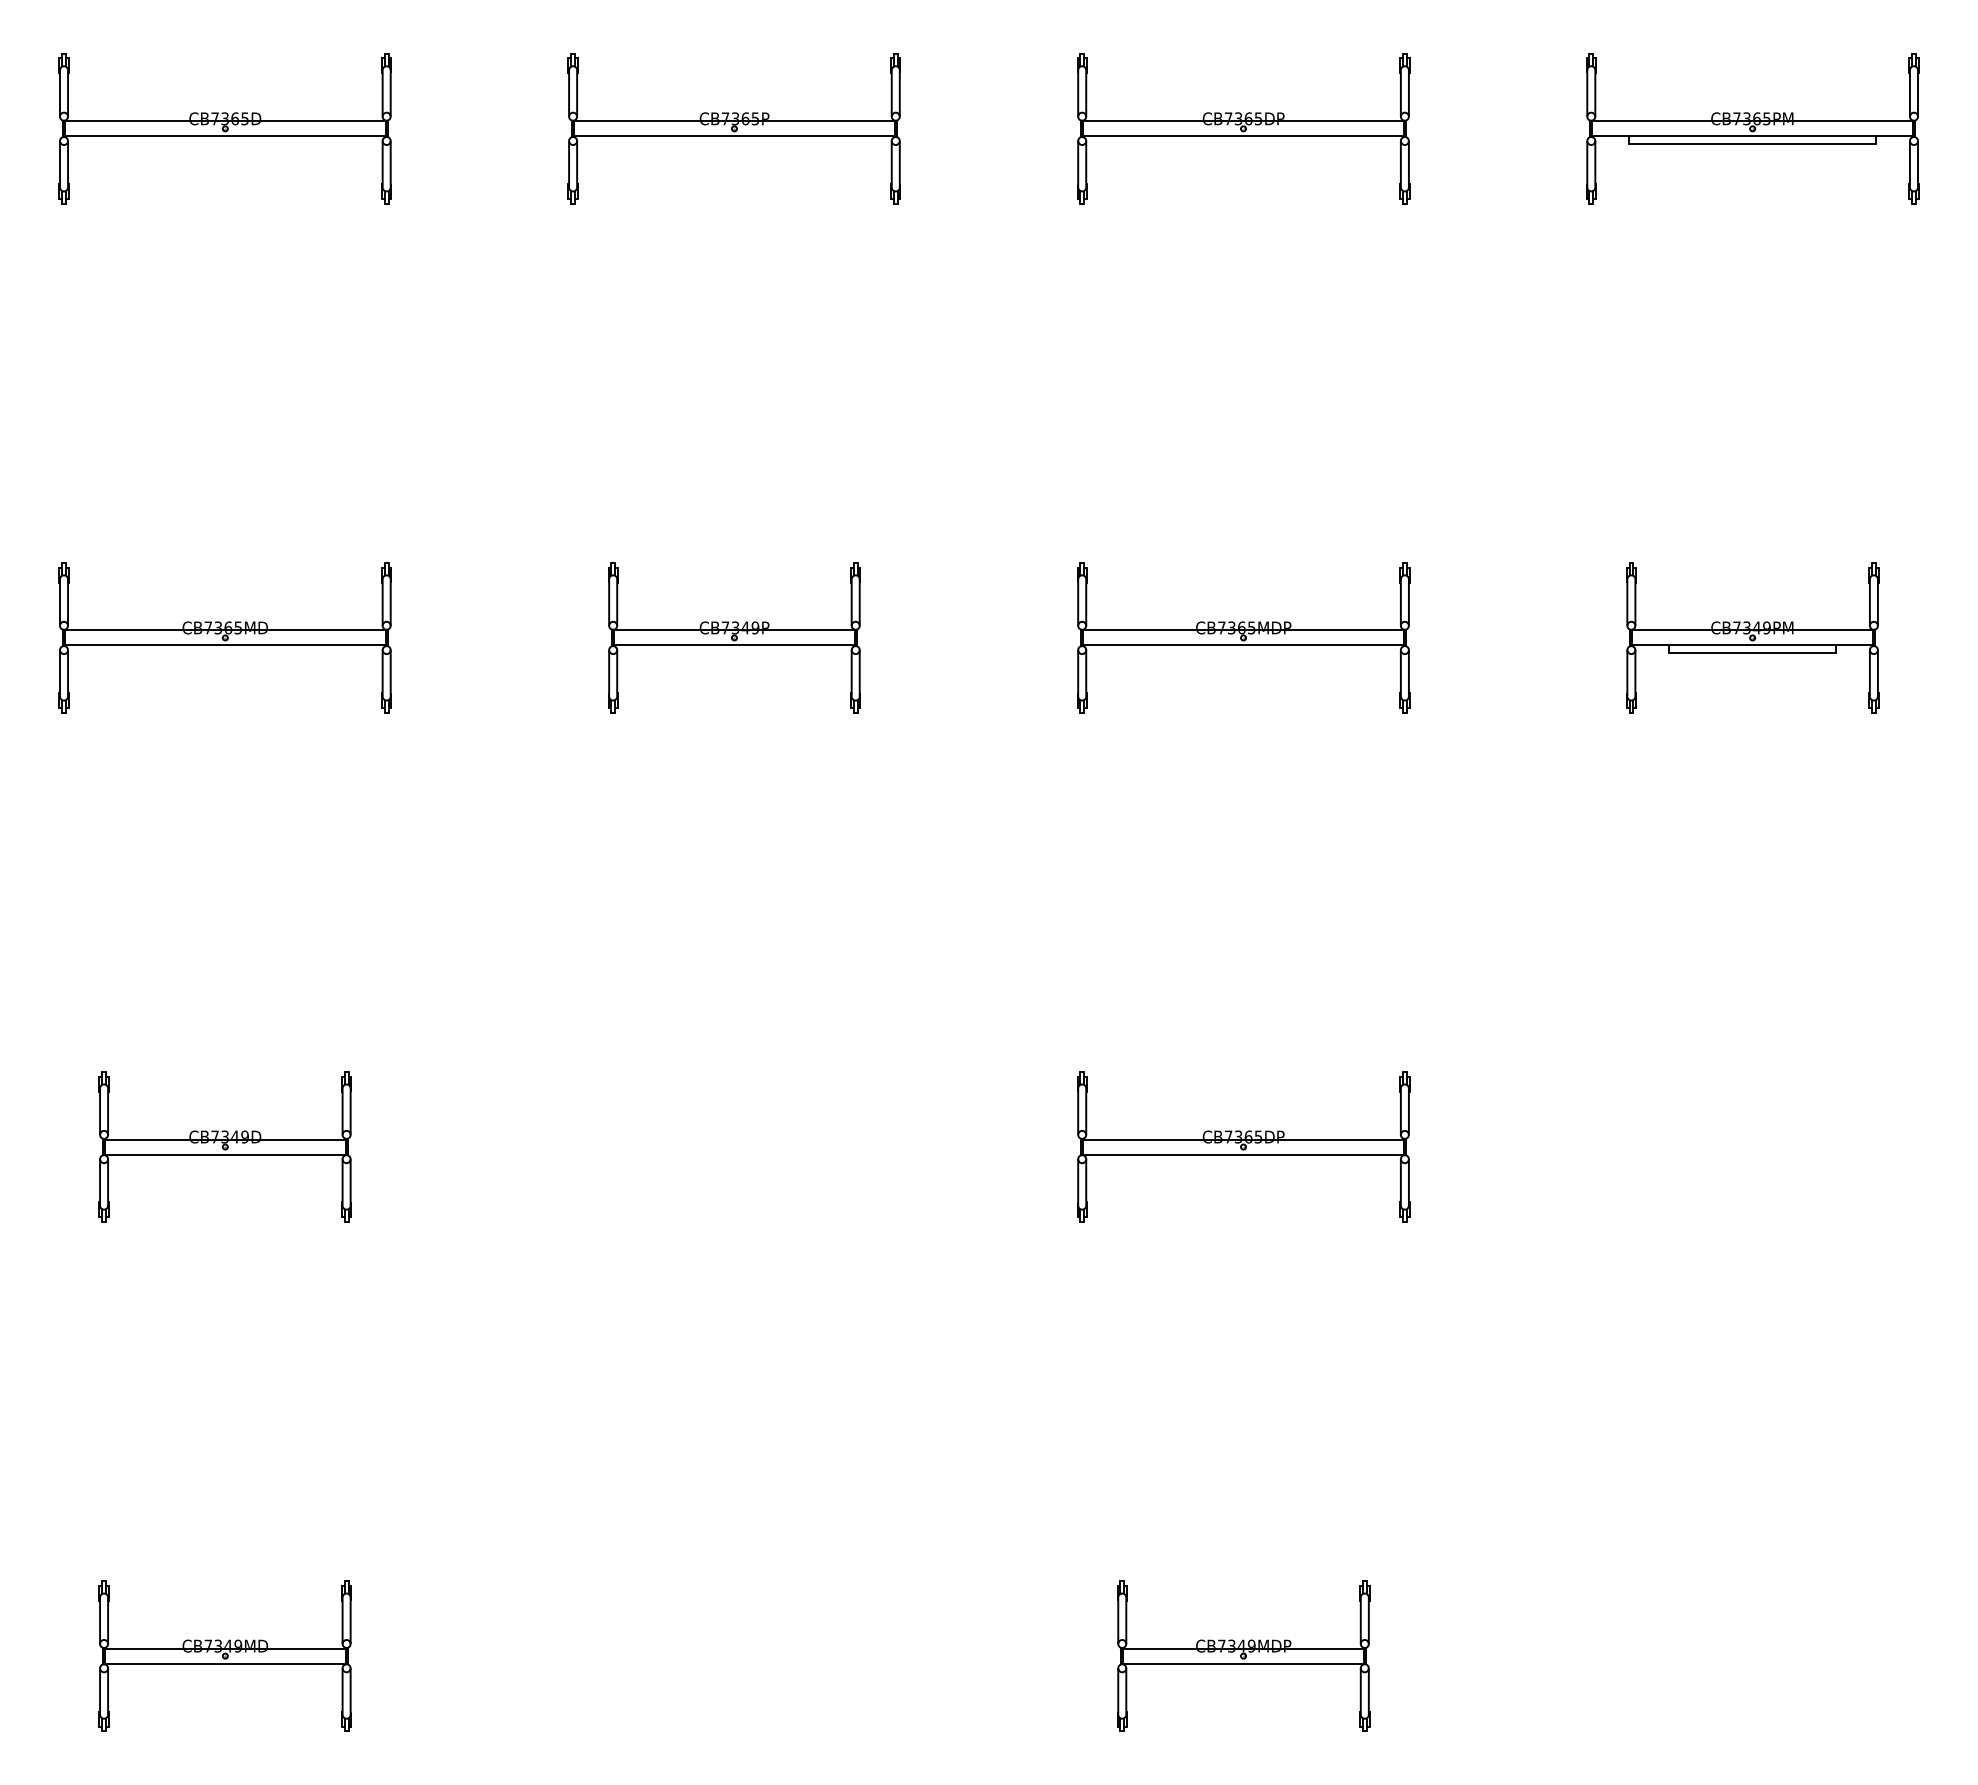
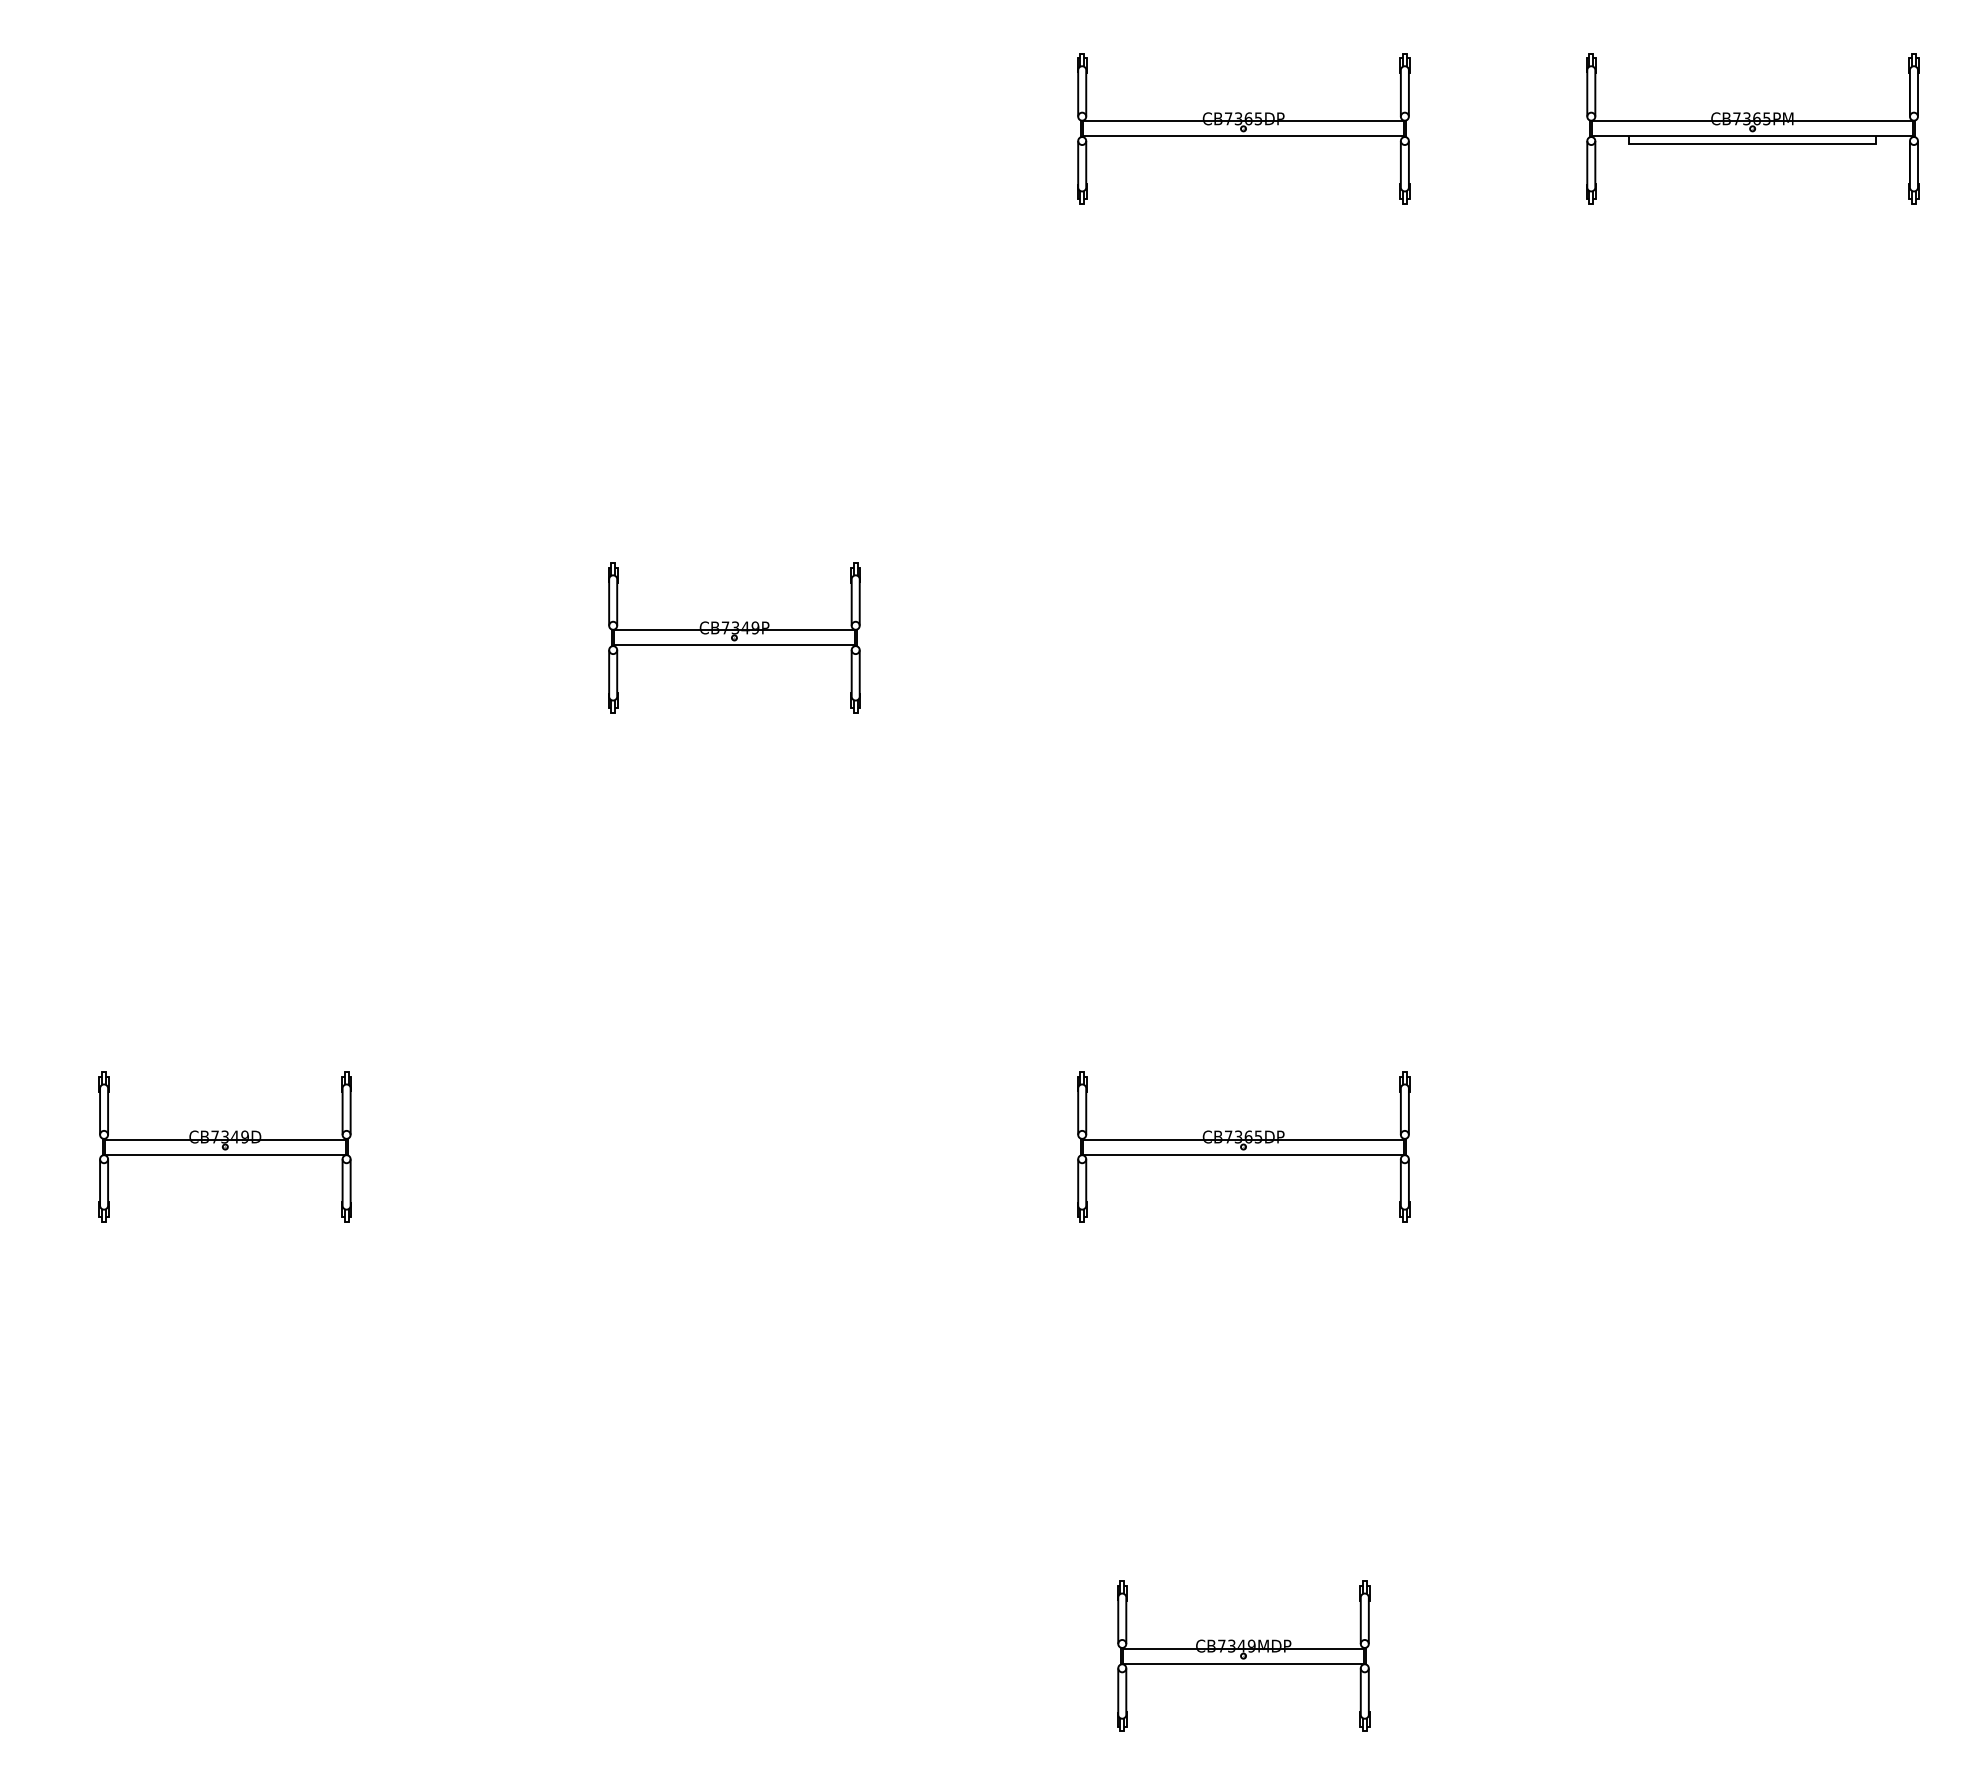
part: present -> none (224, 128)
part: present -> none (733, 128)
part: present -> none (224, 637)
part: present -> none (1243, 637)
part: present -> none (1752, 637)
part: present -> none (224, 1655)
